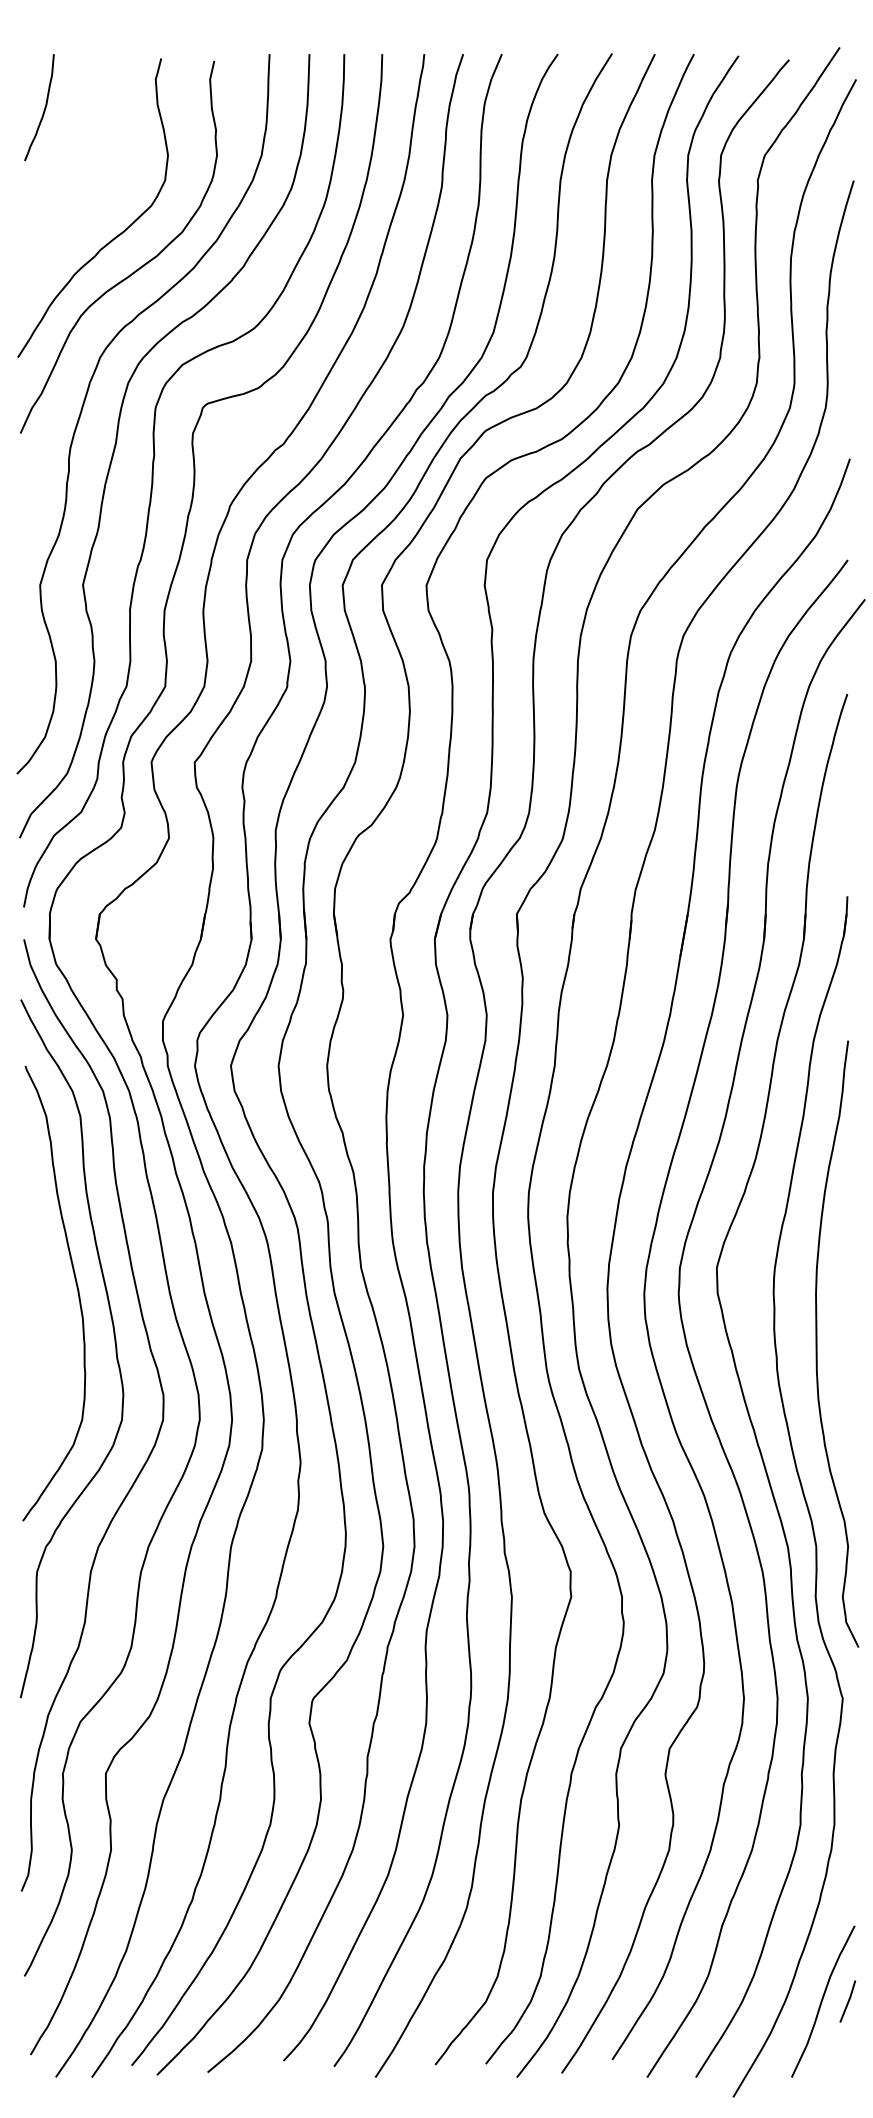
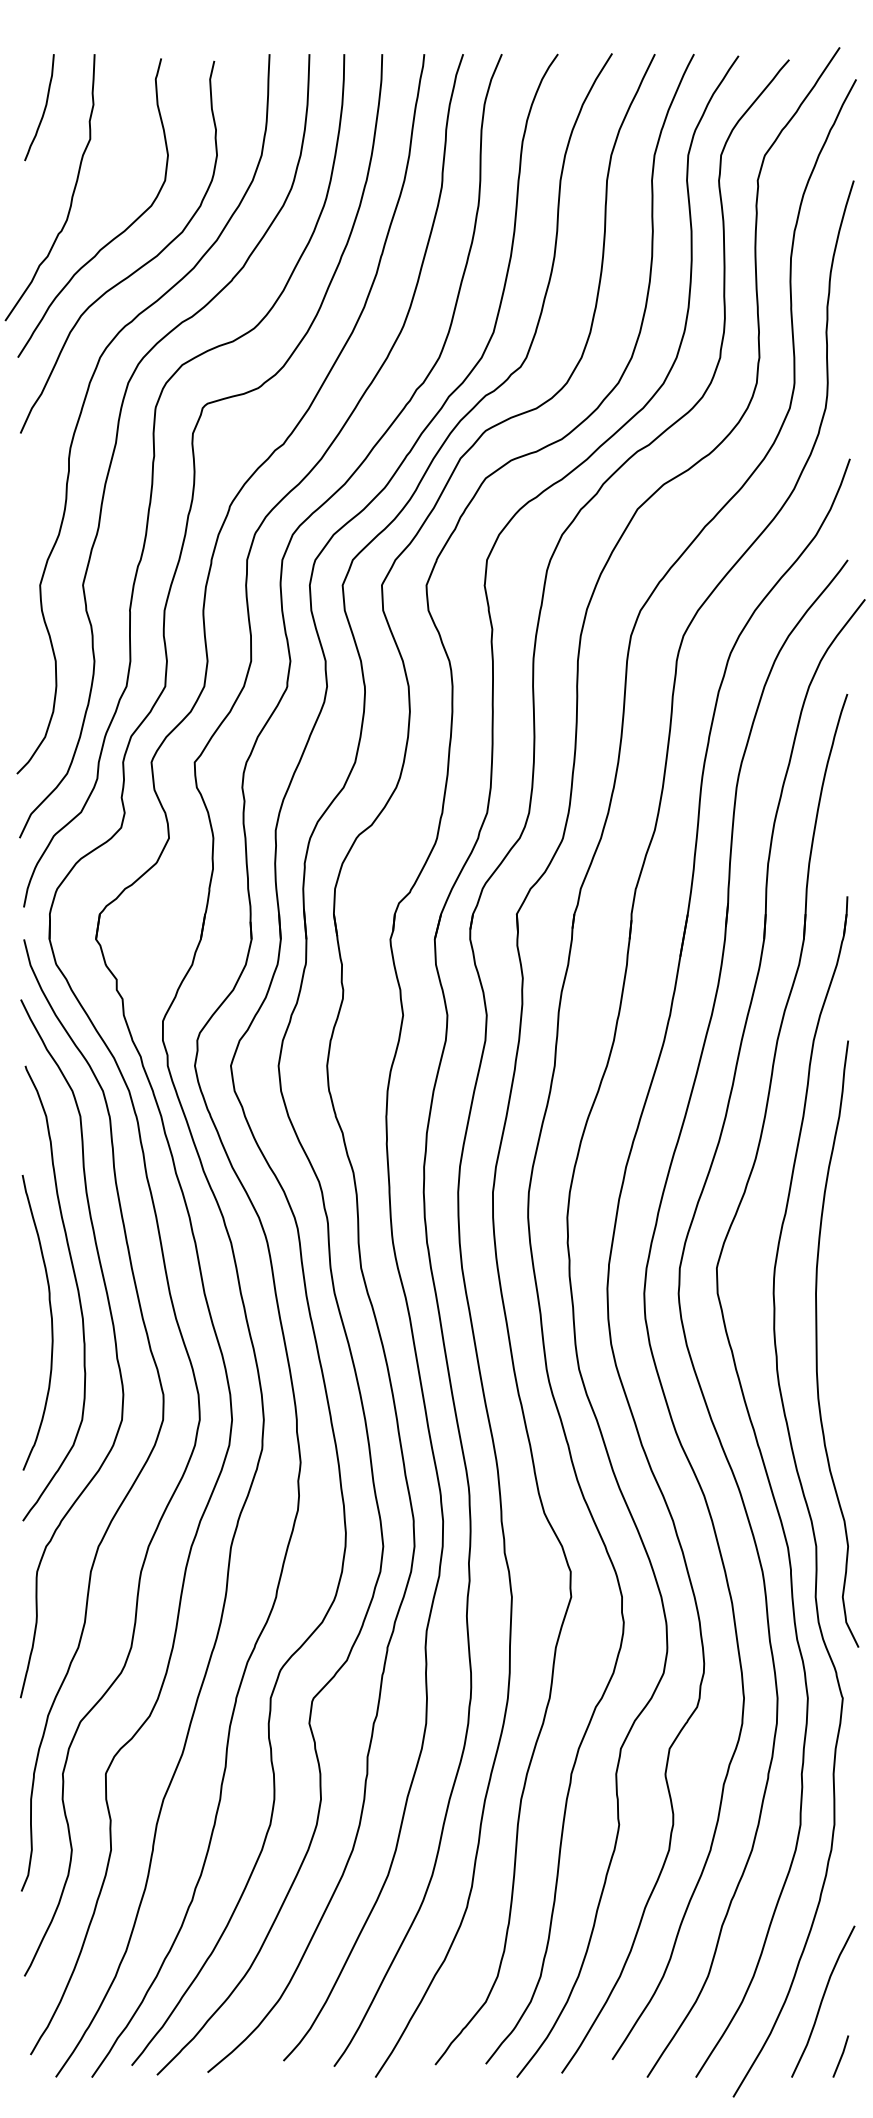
curve: none -> present (71, 195)
curve: none -> present (50, 1317)
line position: (847, 2001) -> (840, 2056) (840, 2056)
